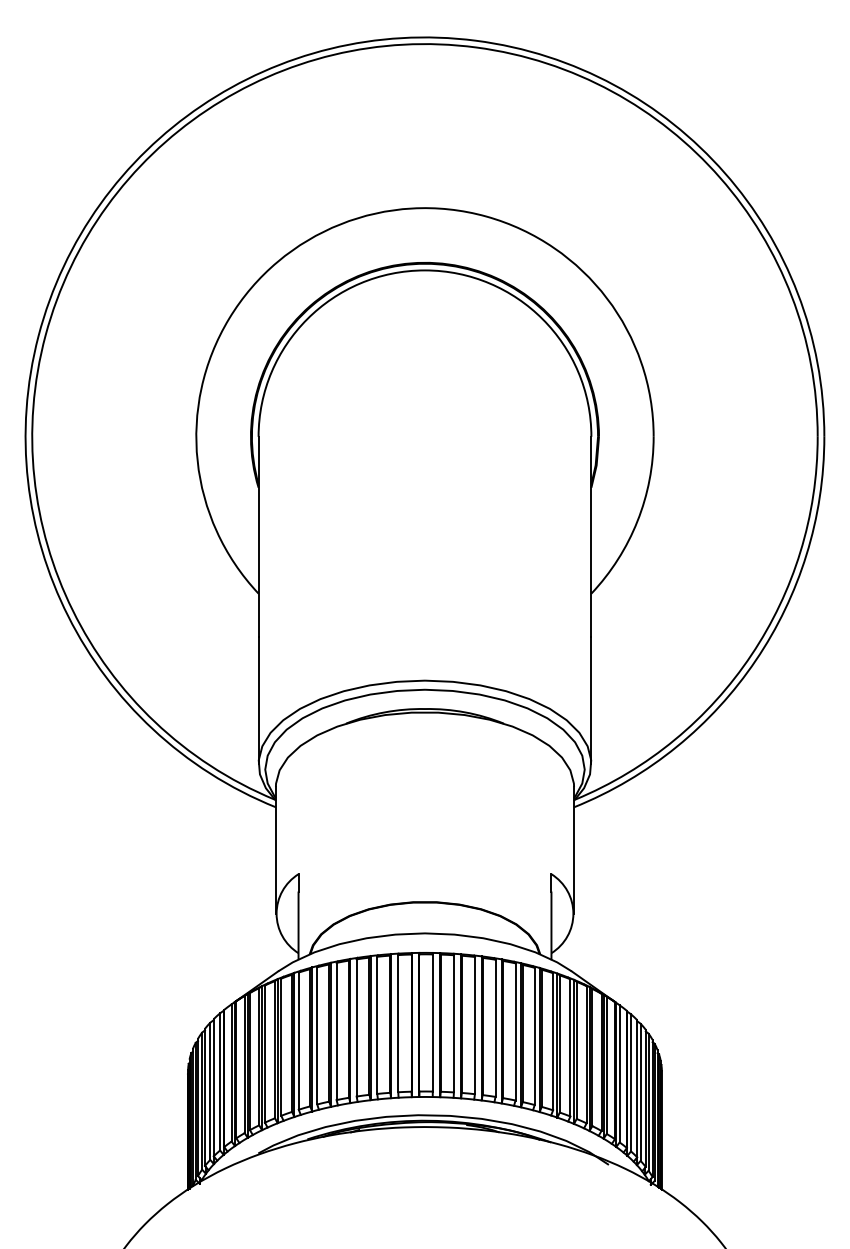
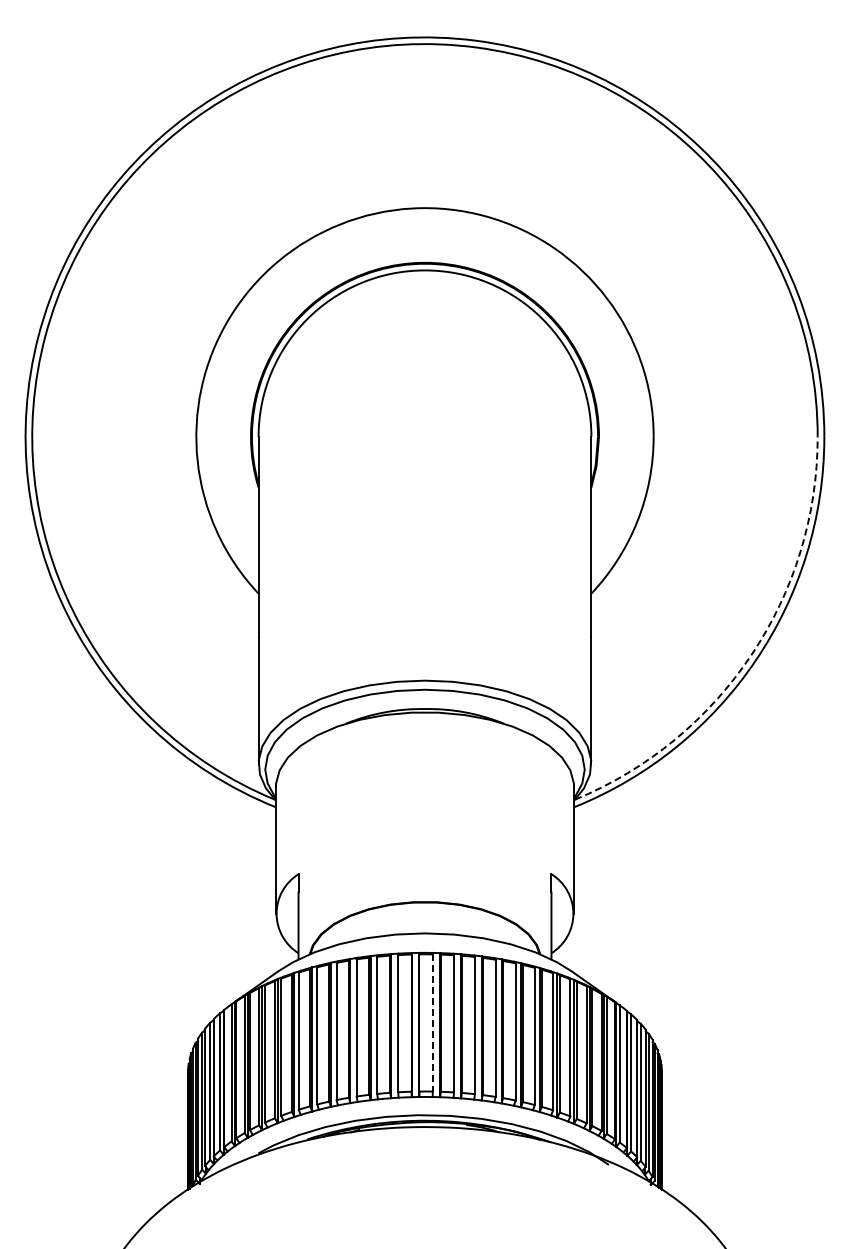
arc: solid -> dashed (751, 655)
line: solid -> dashed (432, 1022)
